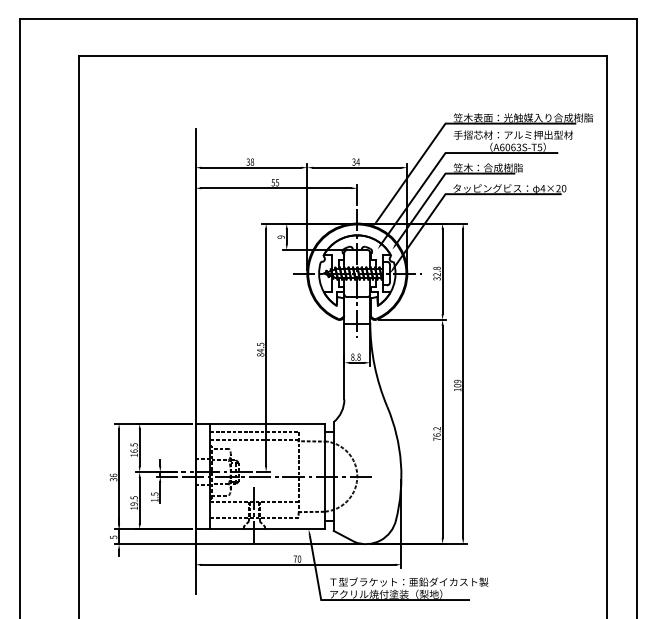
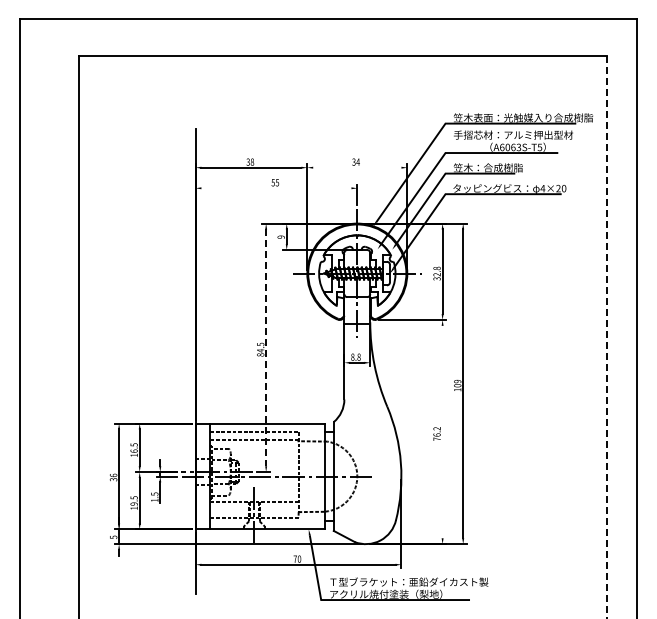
line: present -> none (357, 167)
line: present -> none (276, 188)
line: solid -> dashed (607, 336)
line: solid -> dashed (266, 348)
line: present -> none (442, 431)
